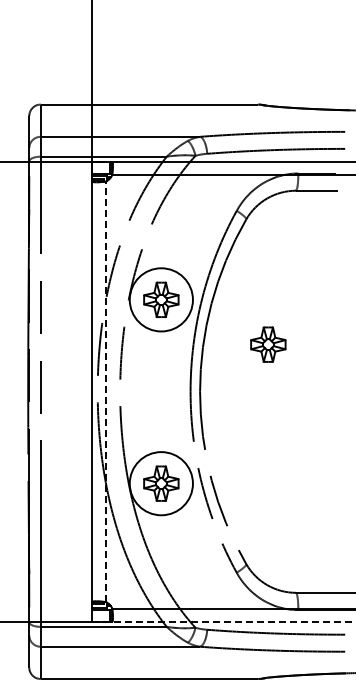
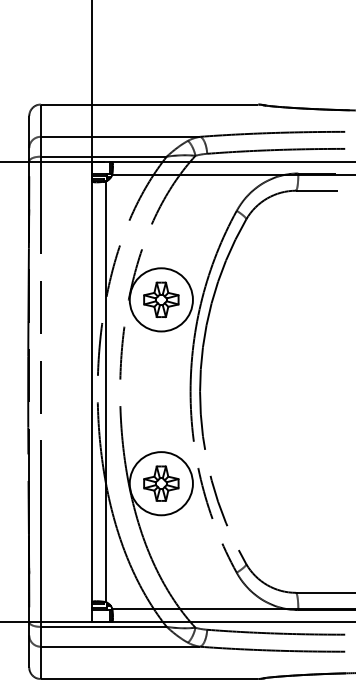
part: present -> none (268, 344)
line: dashed -> solid (106, 391)
line: dashed -> solid (224, 621)
